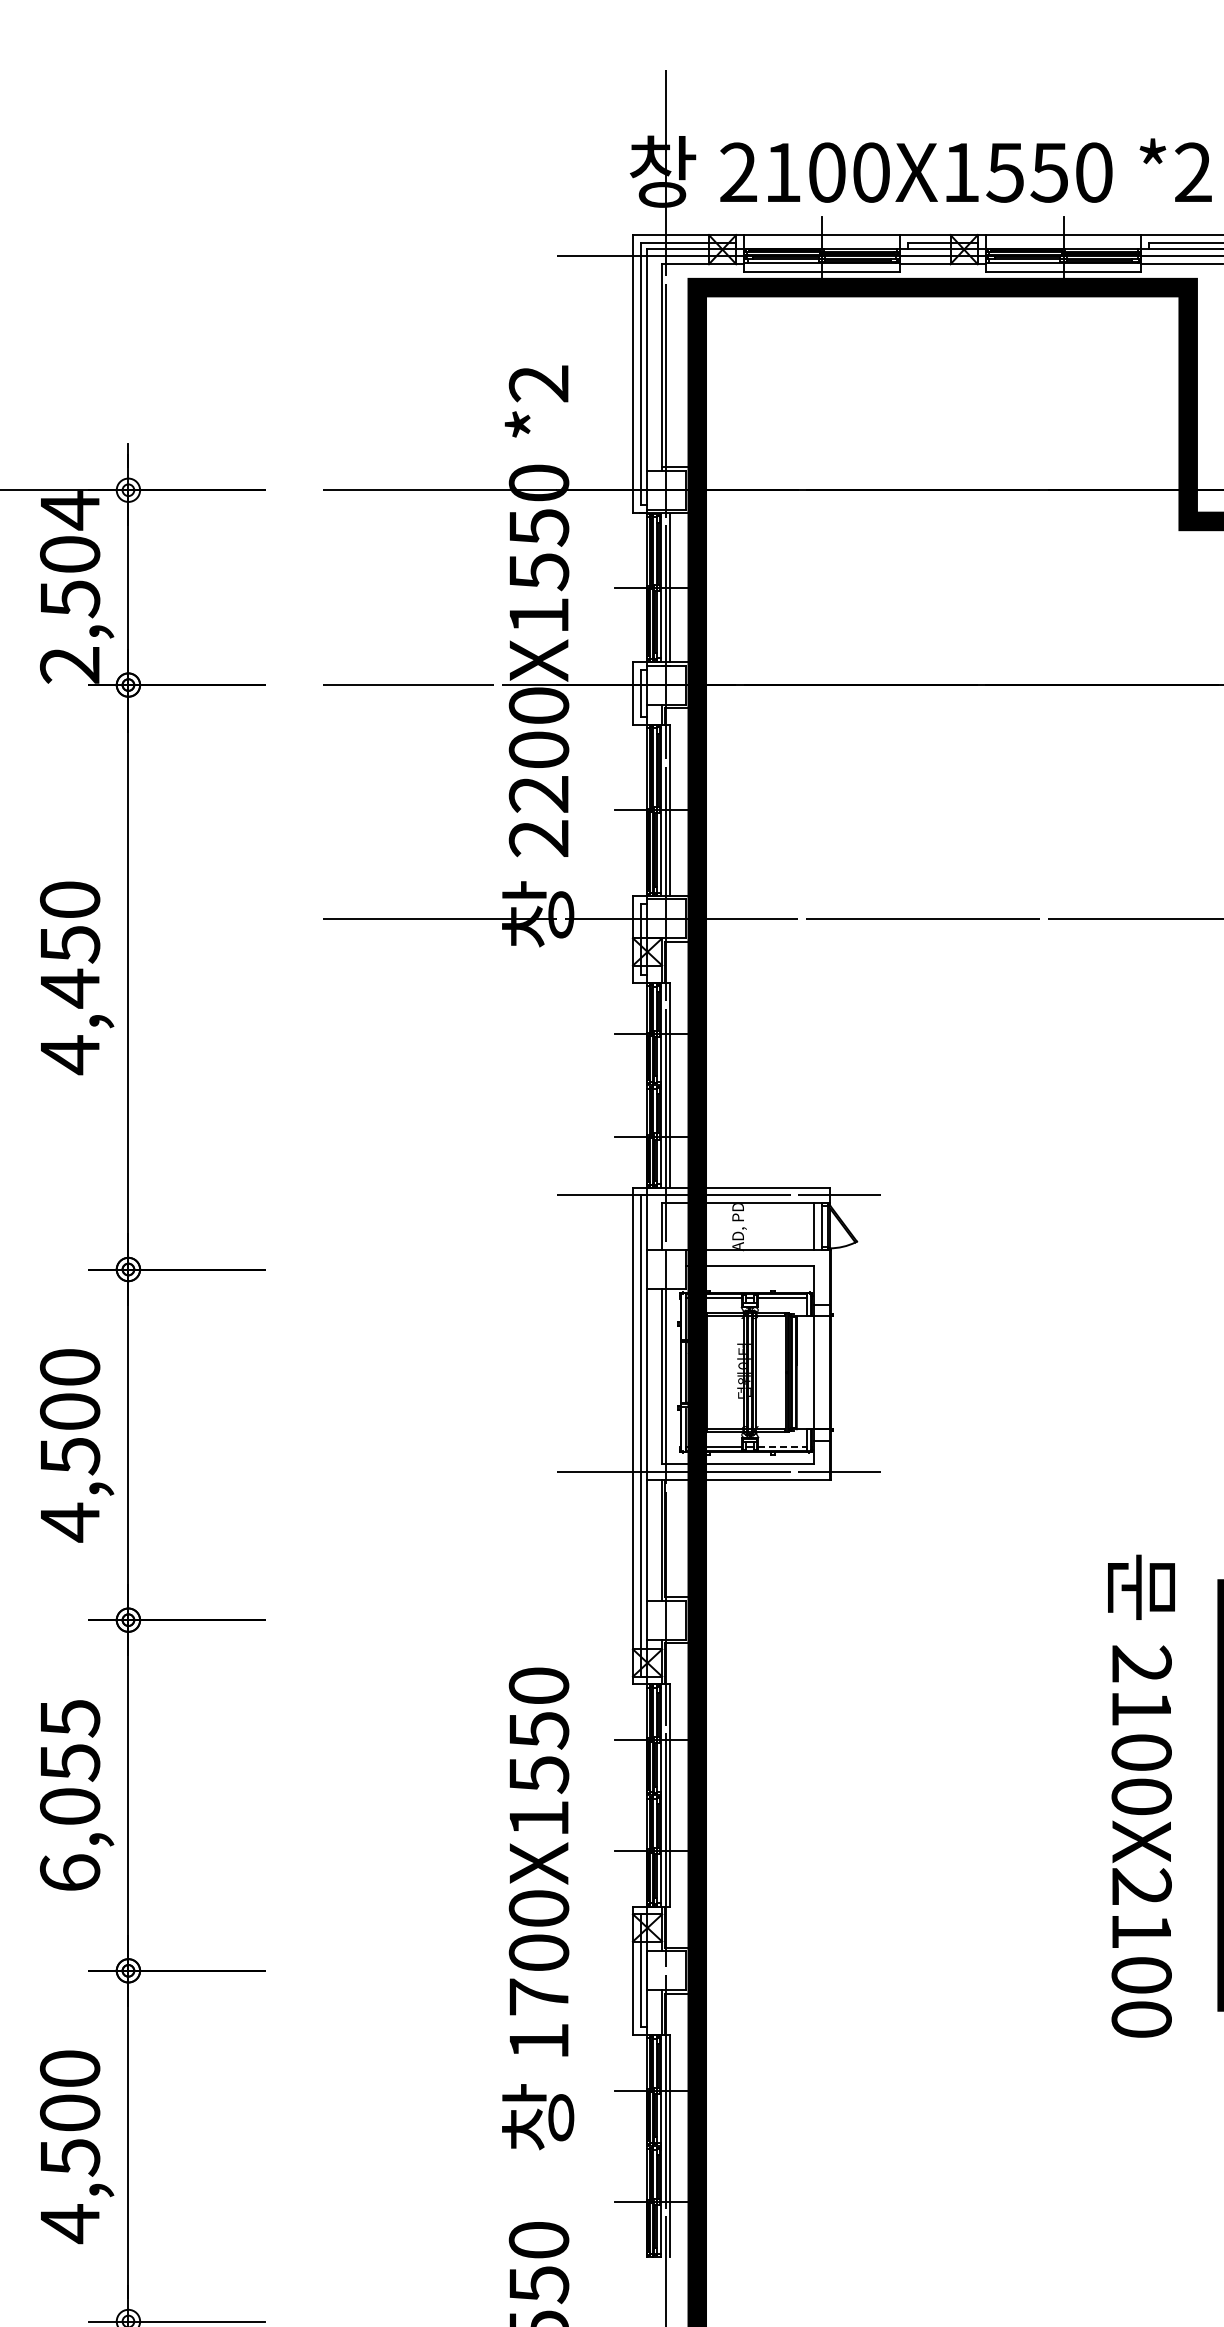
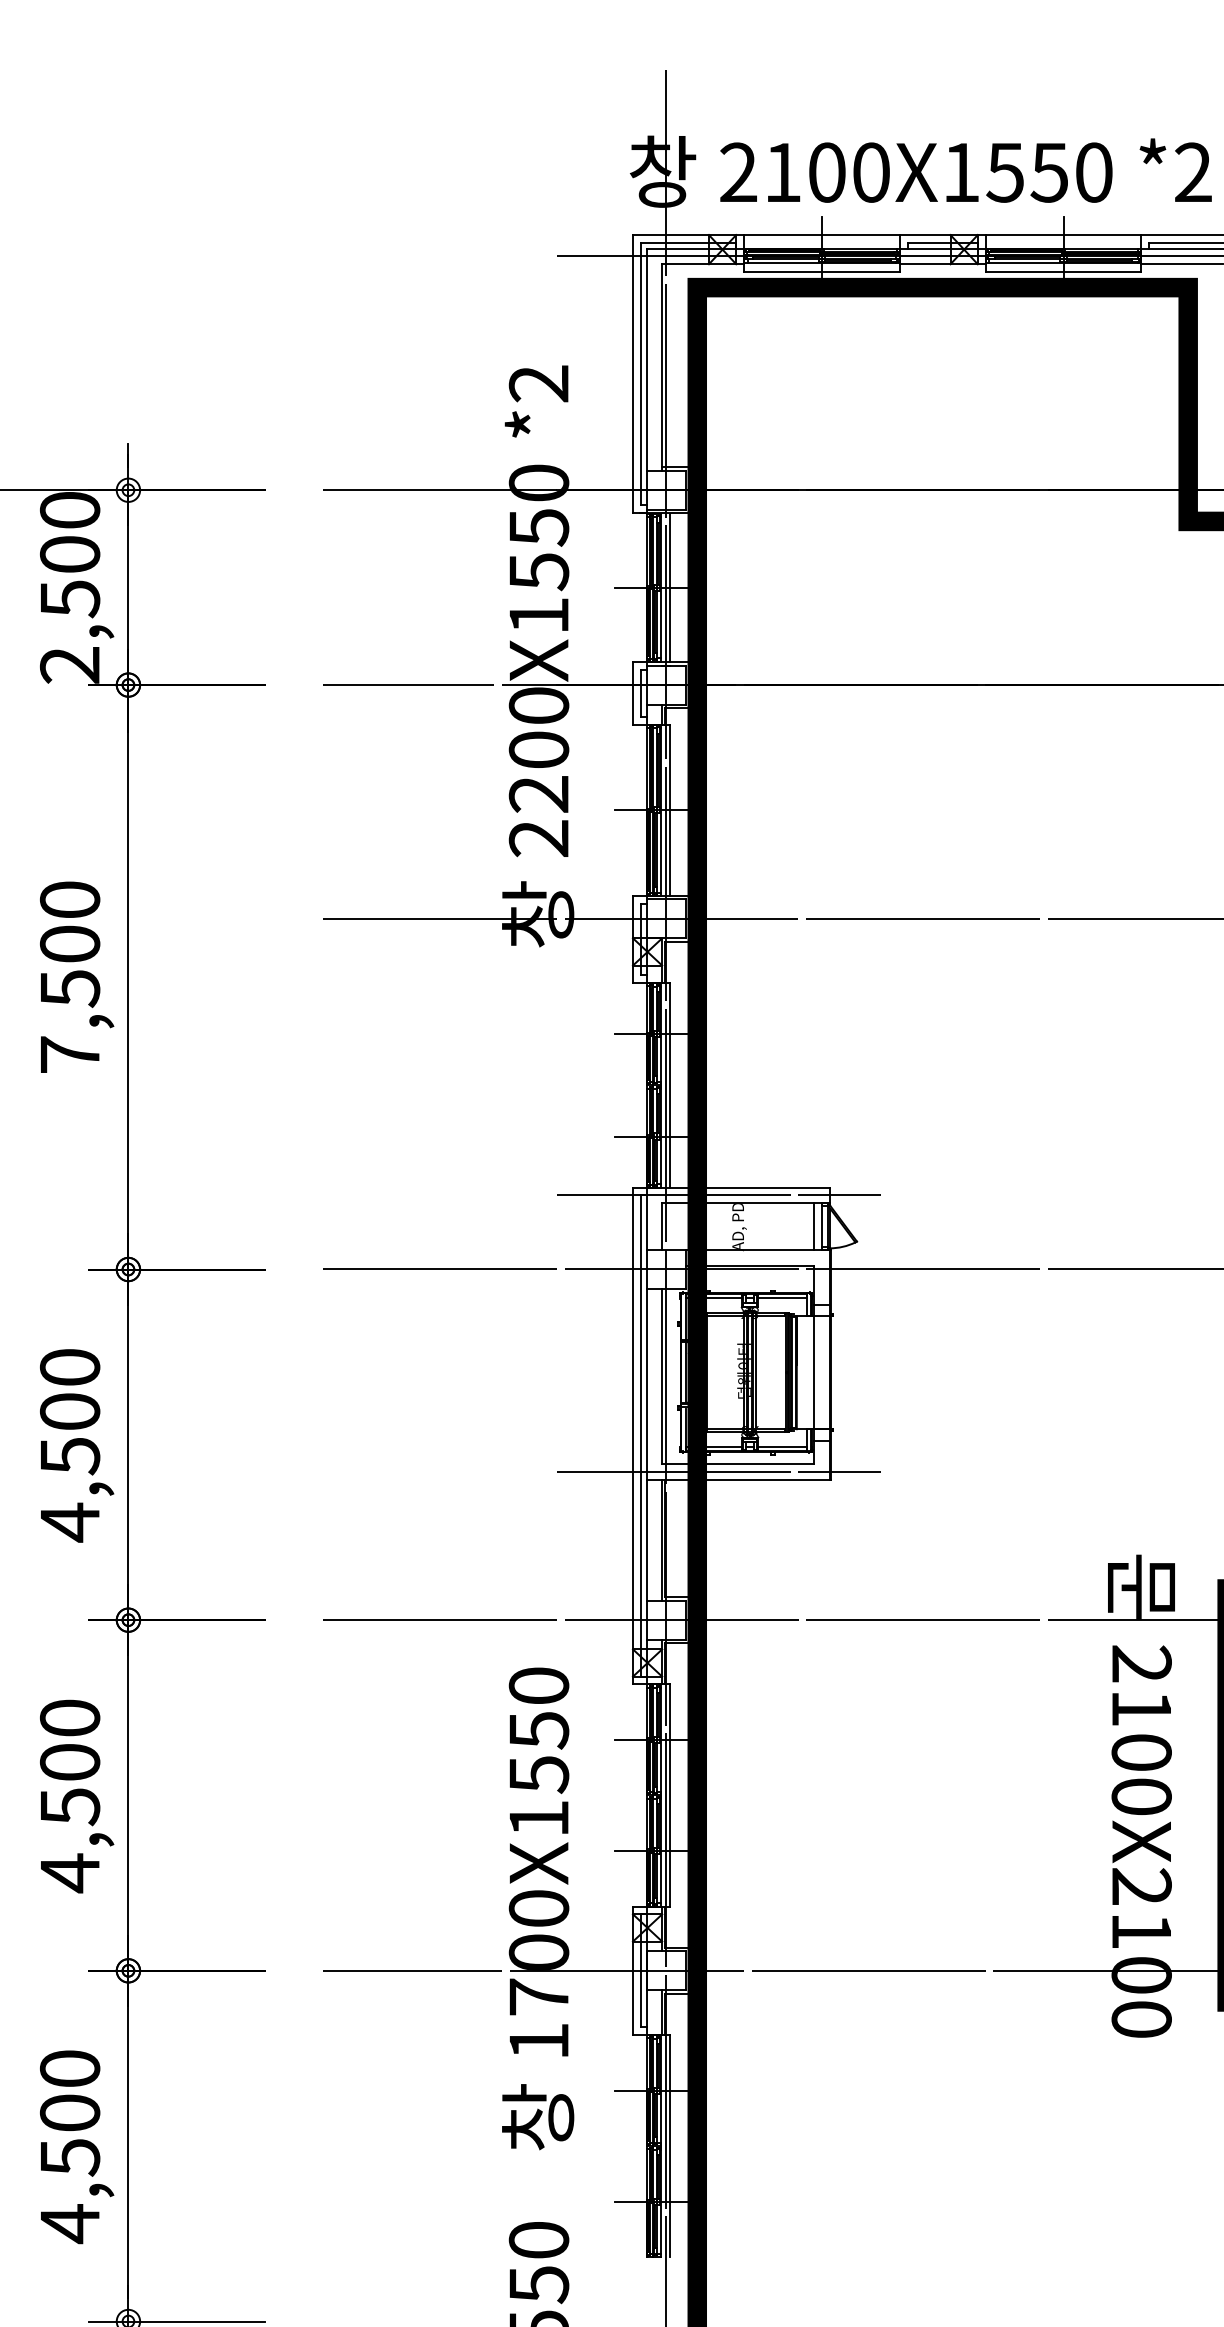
text: 2,504 -> 2,500 (69, 510)
text: 4,450 -> 7,500 (69, 1000)
line: none -> present (771, 1269)
line: dashed -> solid (782, 1446)
line: none -> present (771, 1620)
text: 6,055 -> 4,500 (69, 1796)
line: none -> present (771, 1970)
